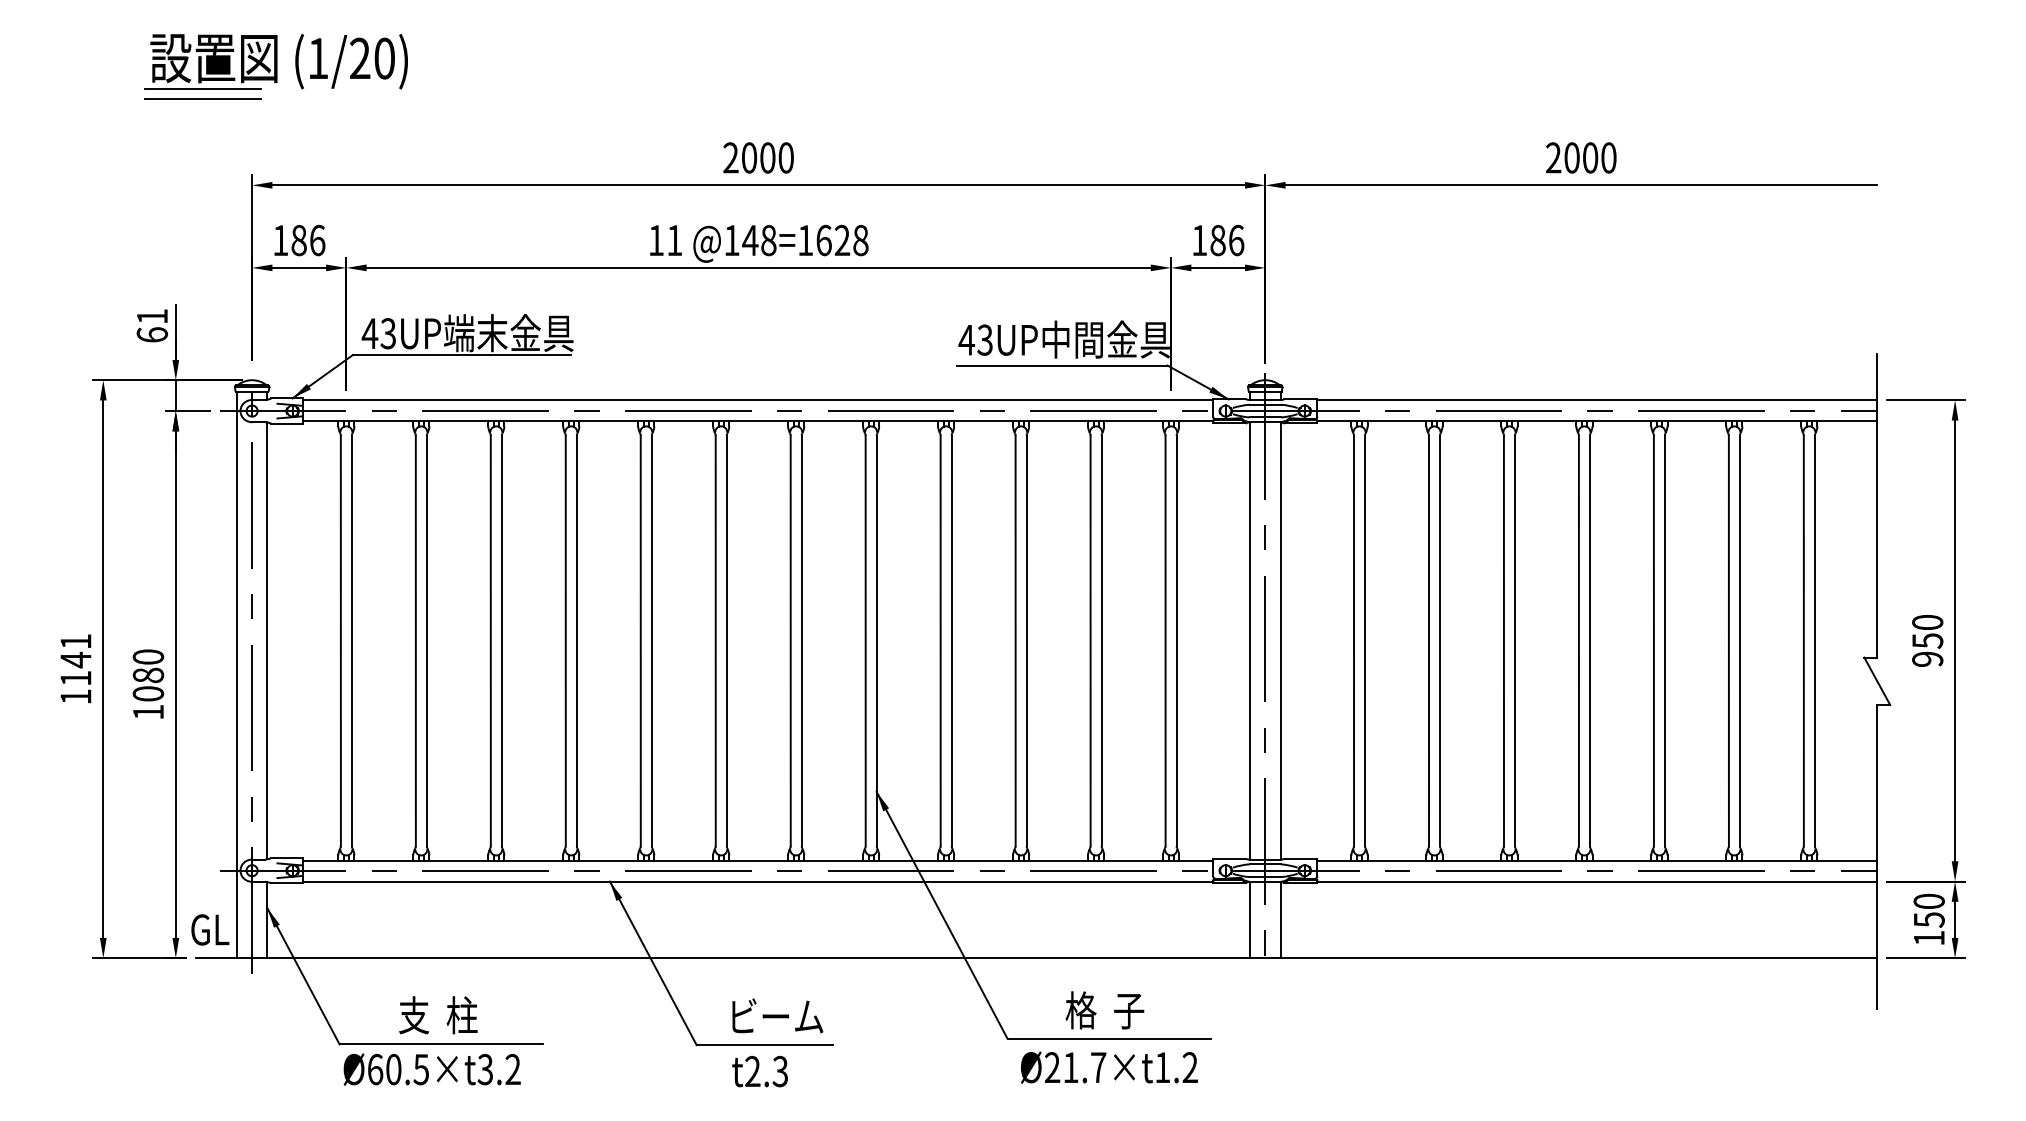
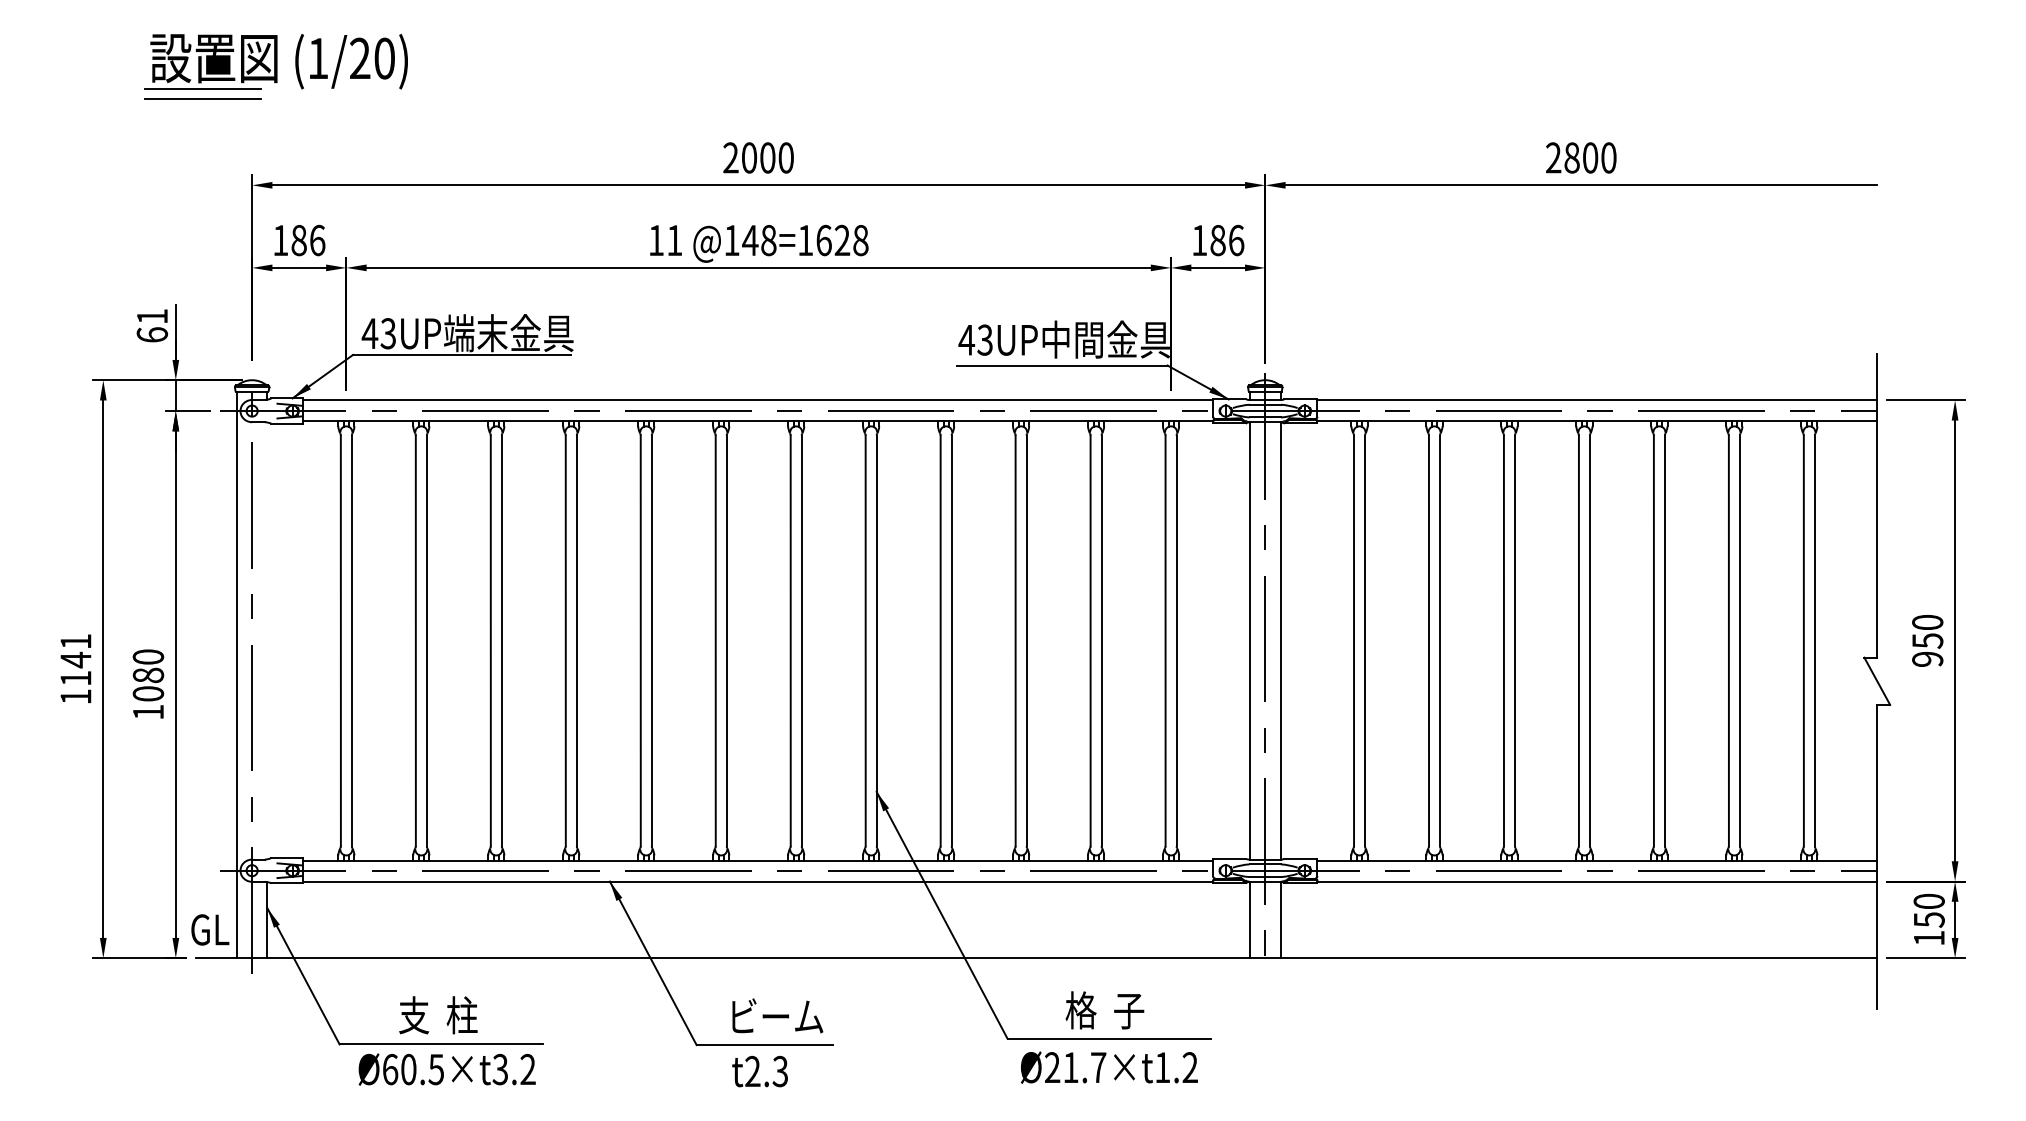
text: 2000 -> 2800 (1571, 158)
line: present -> none (267, 640)
text position: (431, 1069) -> (446, 1069) (446, 1069)
